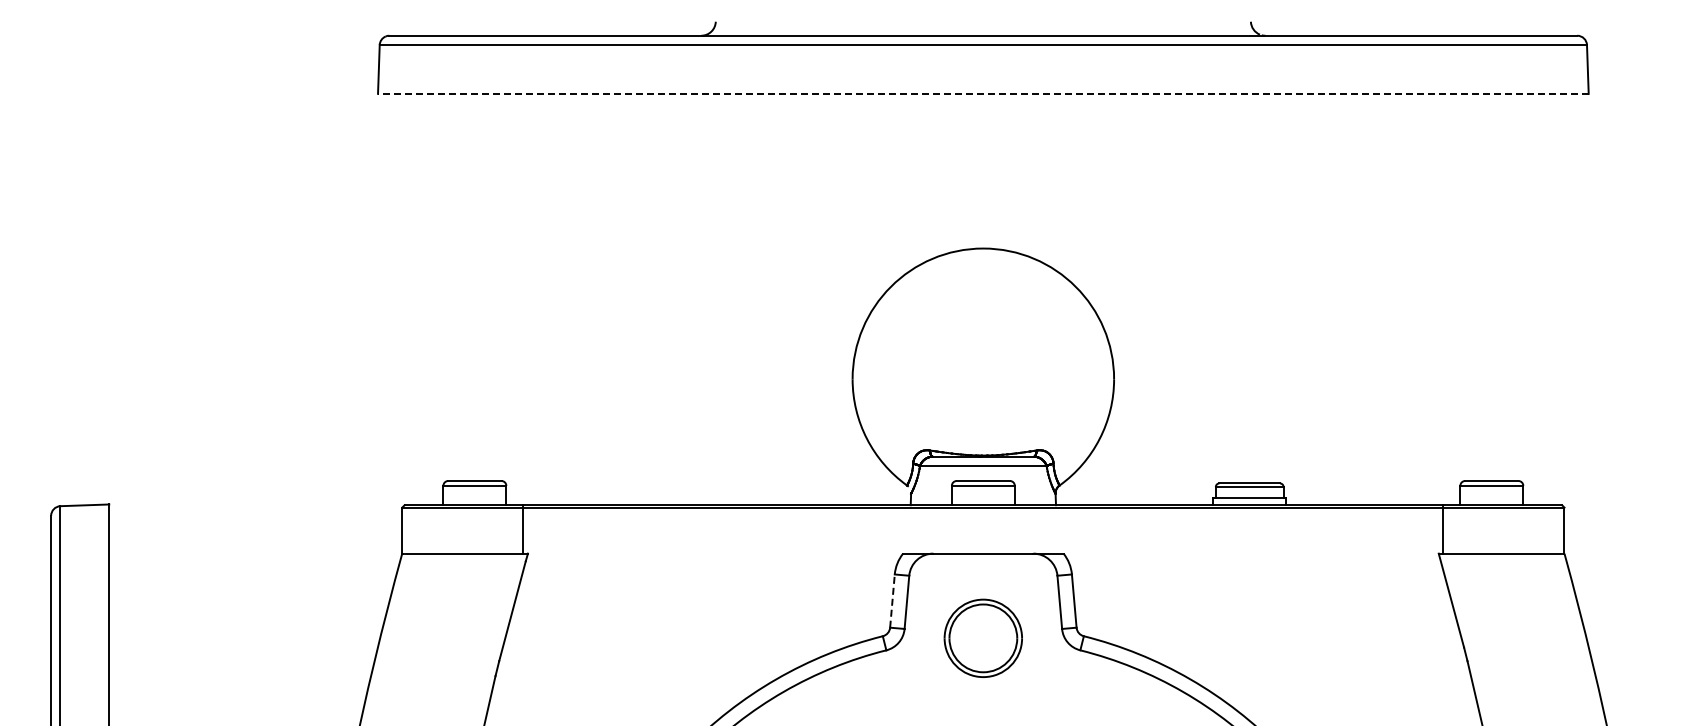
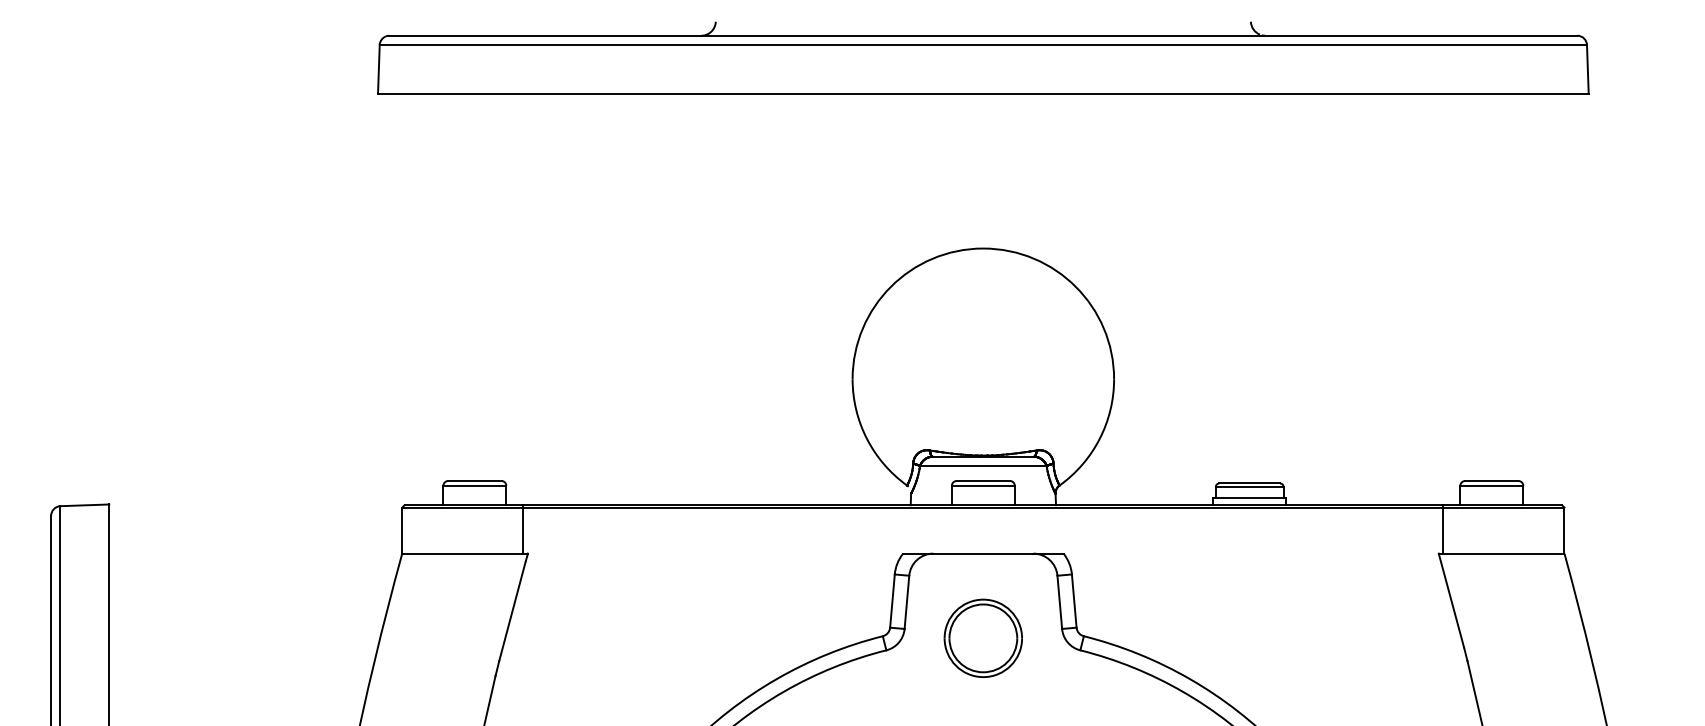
line: dashed -> solid (982, 93)
line: dashed -> solid (892, 601)
